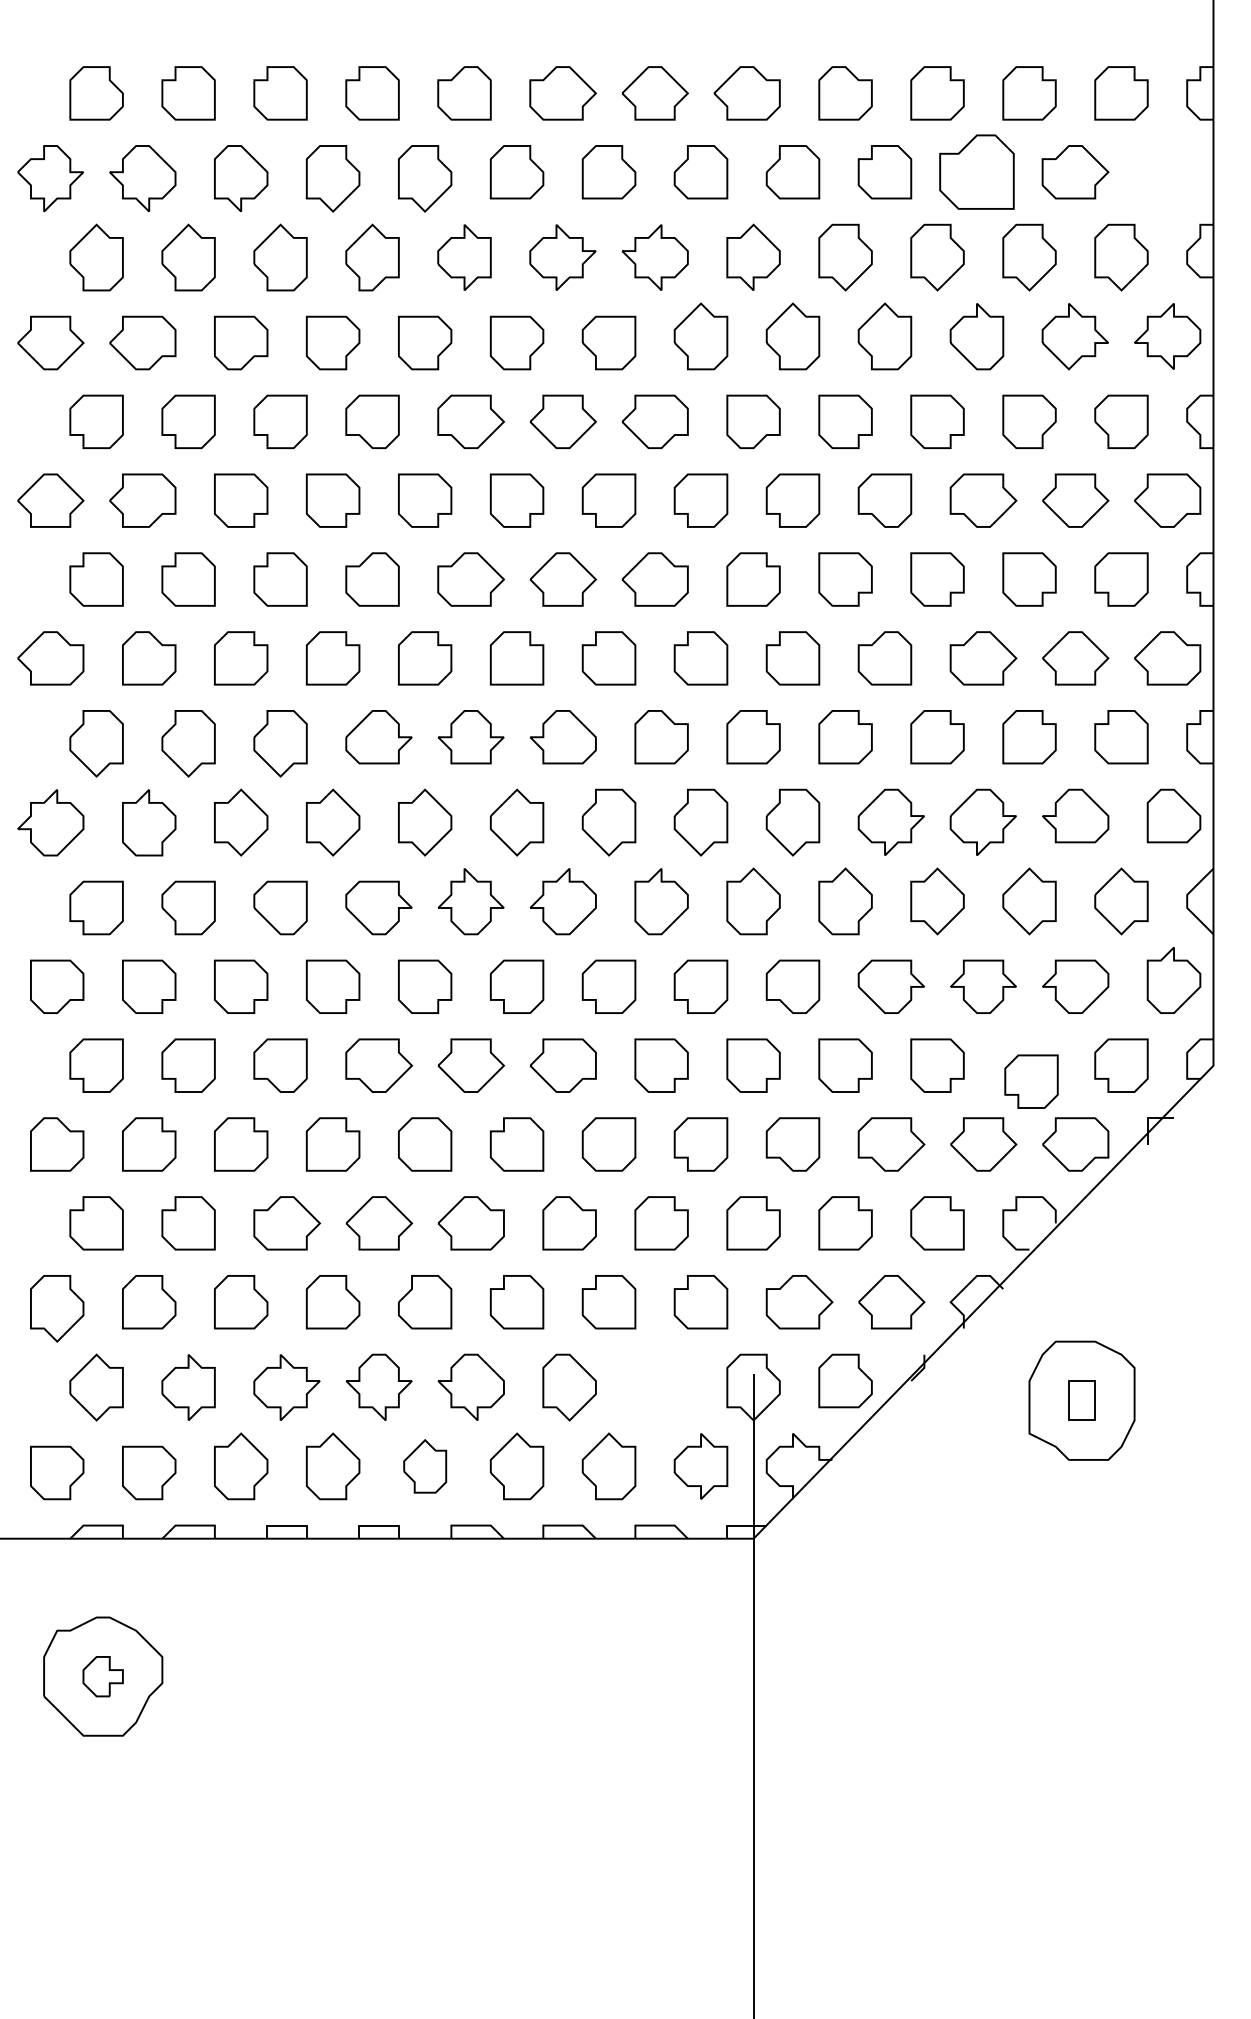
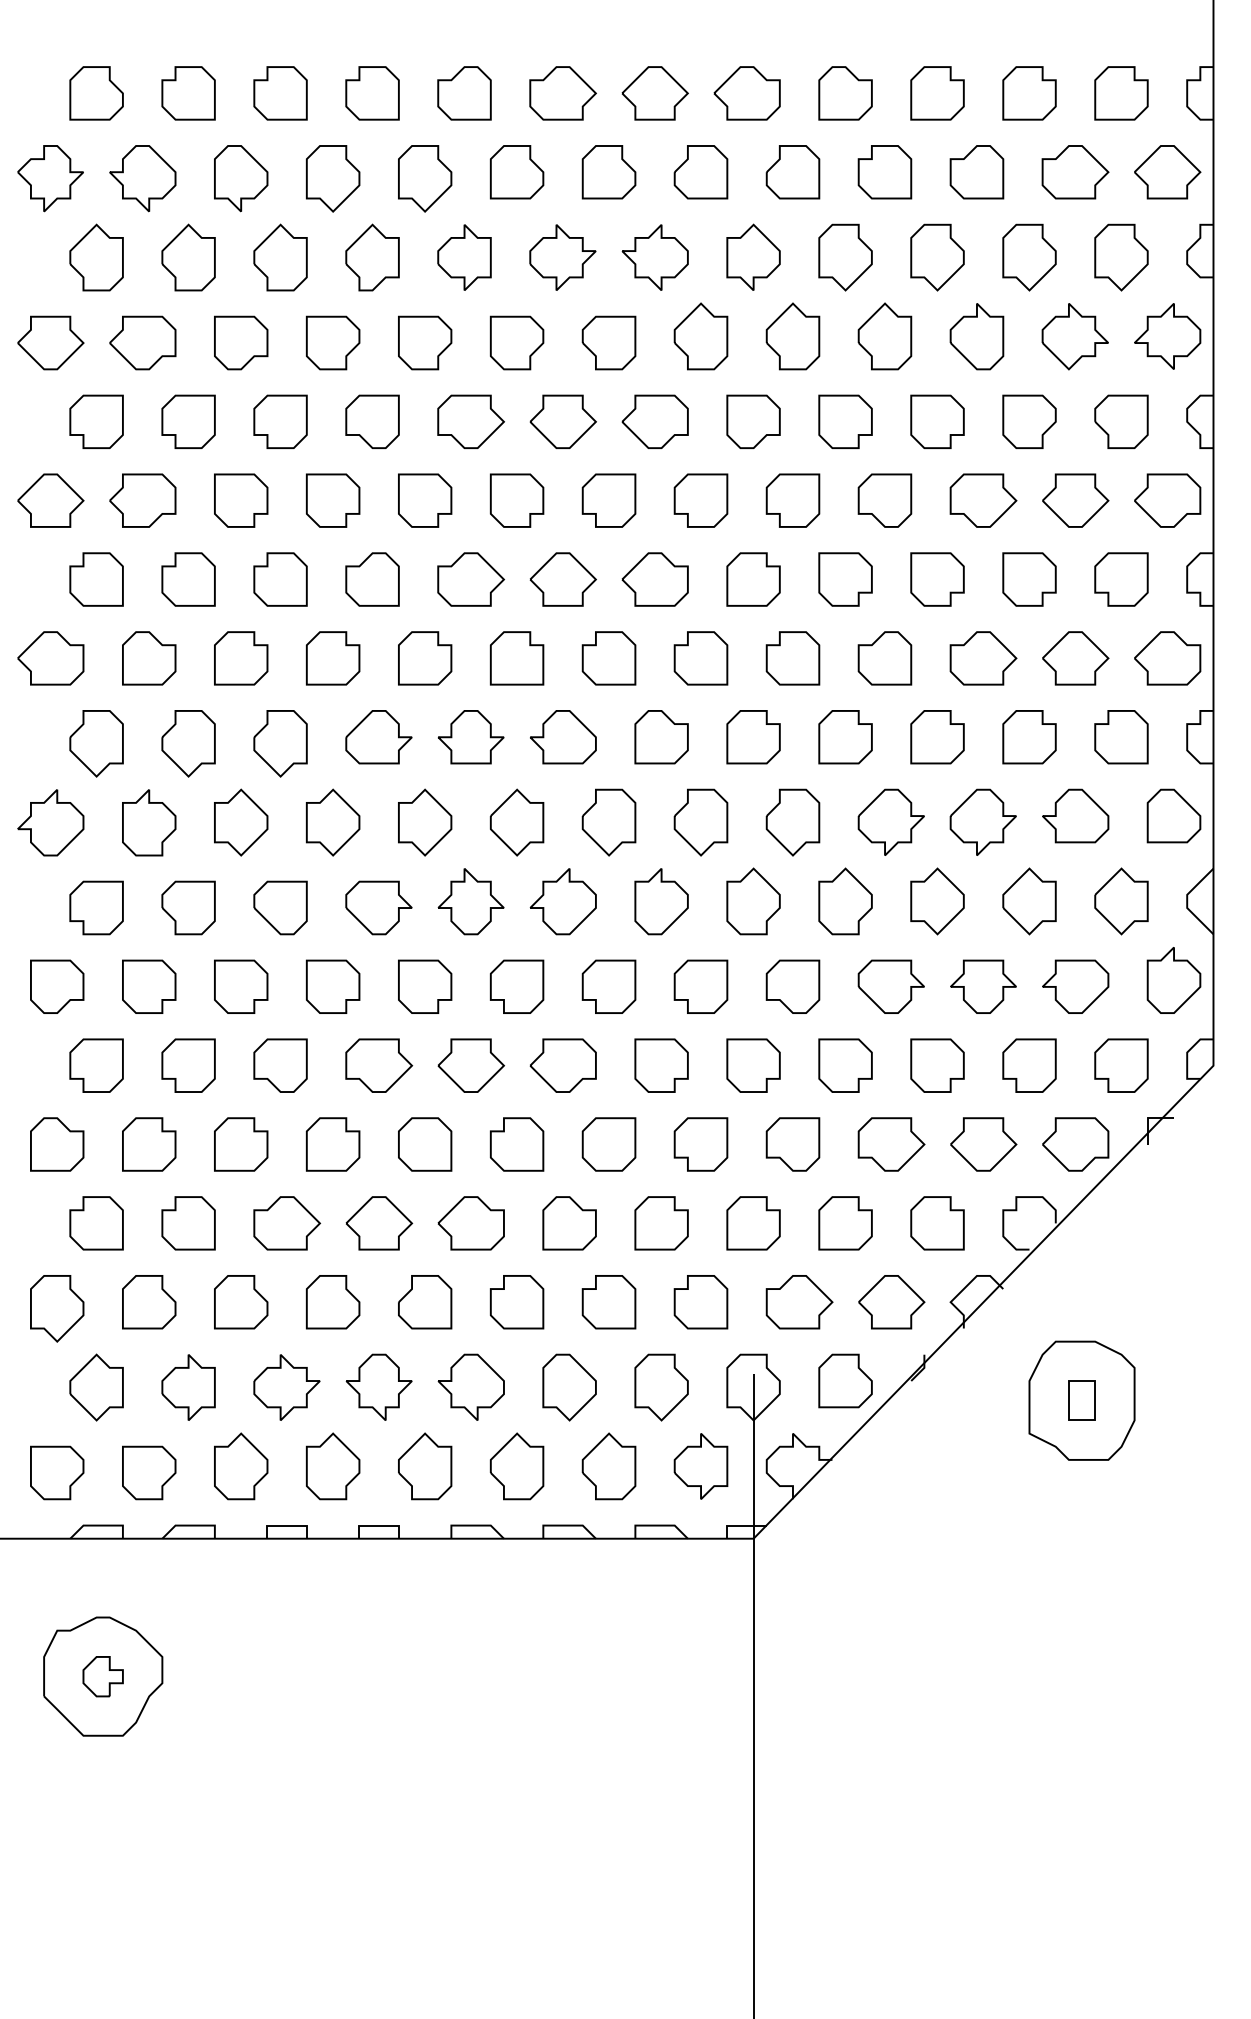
part size: 76x76 px -> 56x55 px (976, 172)
part: none -> present (1167, 172)
part position: (1031, 1081) -> (1029, 1065) (1029, 1065)
part: none -> present (661, 1387)
part size: 45x55 px -> 55x69 px (425, 1466)
